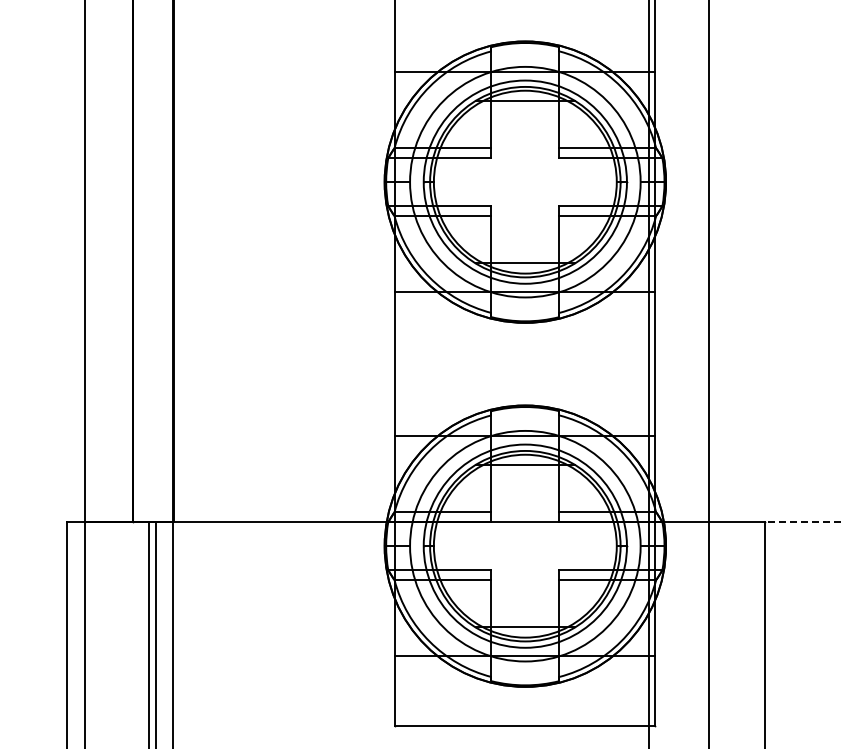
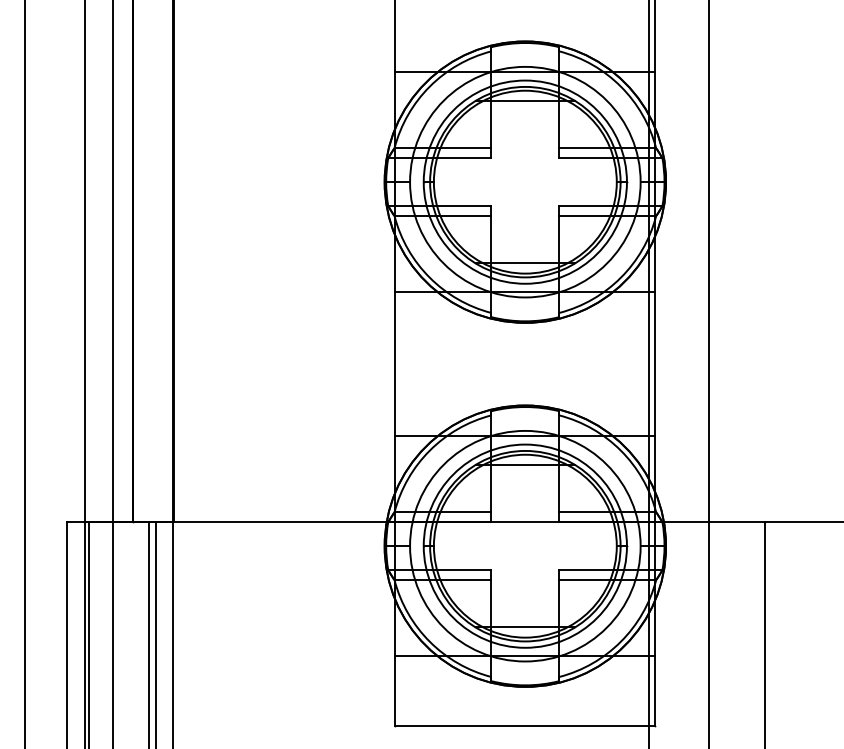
line: none -> present (25, 373)
line: none -> present (113, 373)
line: dashed -> solid (804, 522)
line: none -> present (89, 633)
